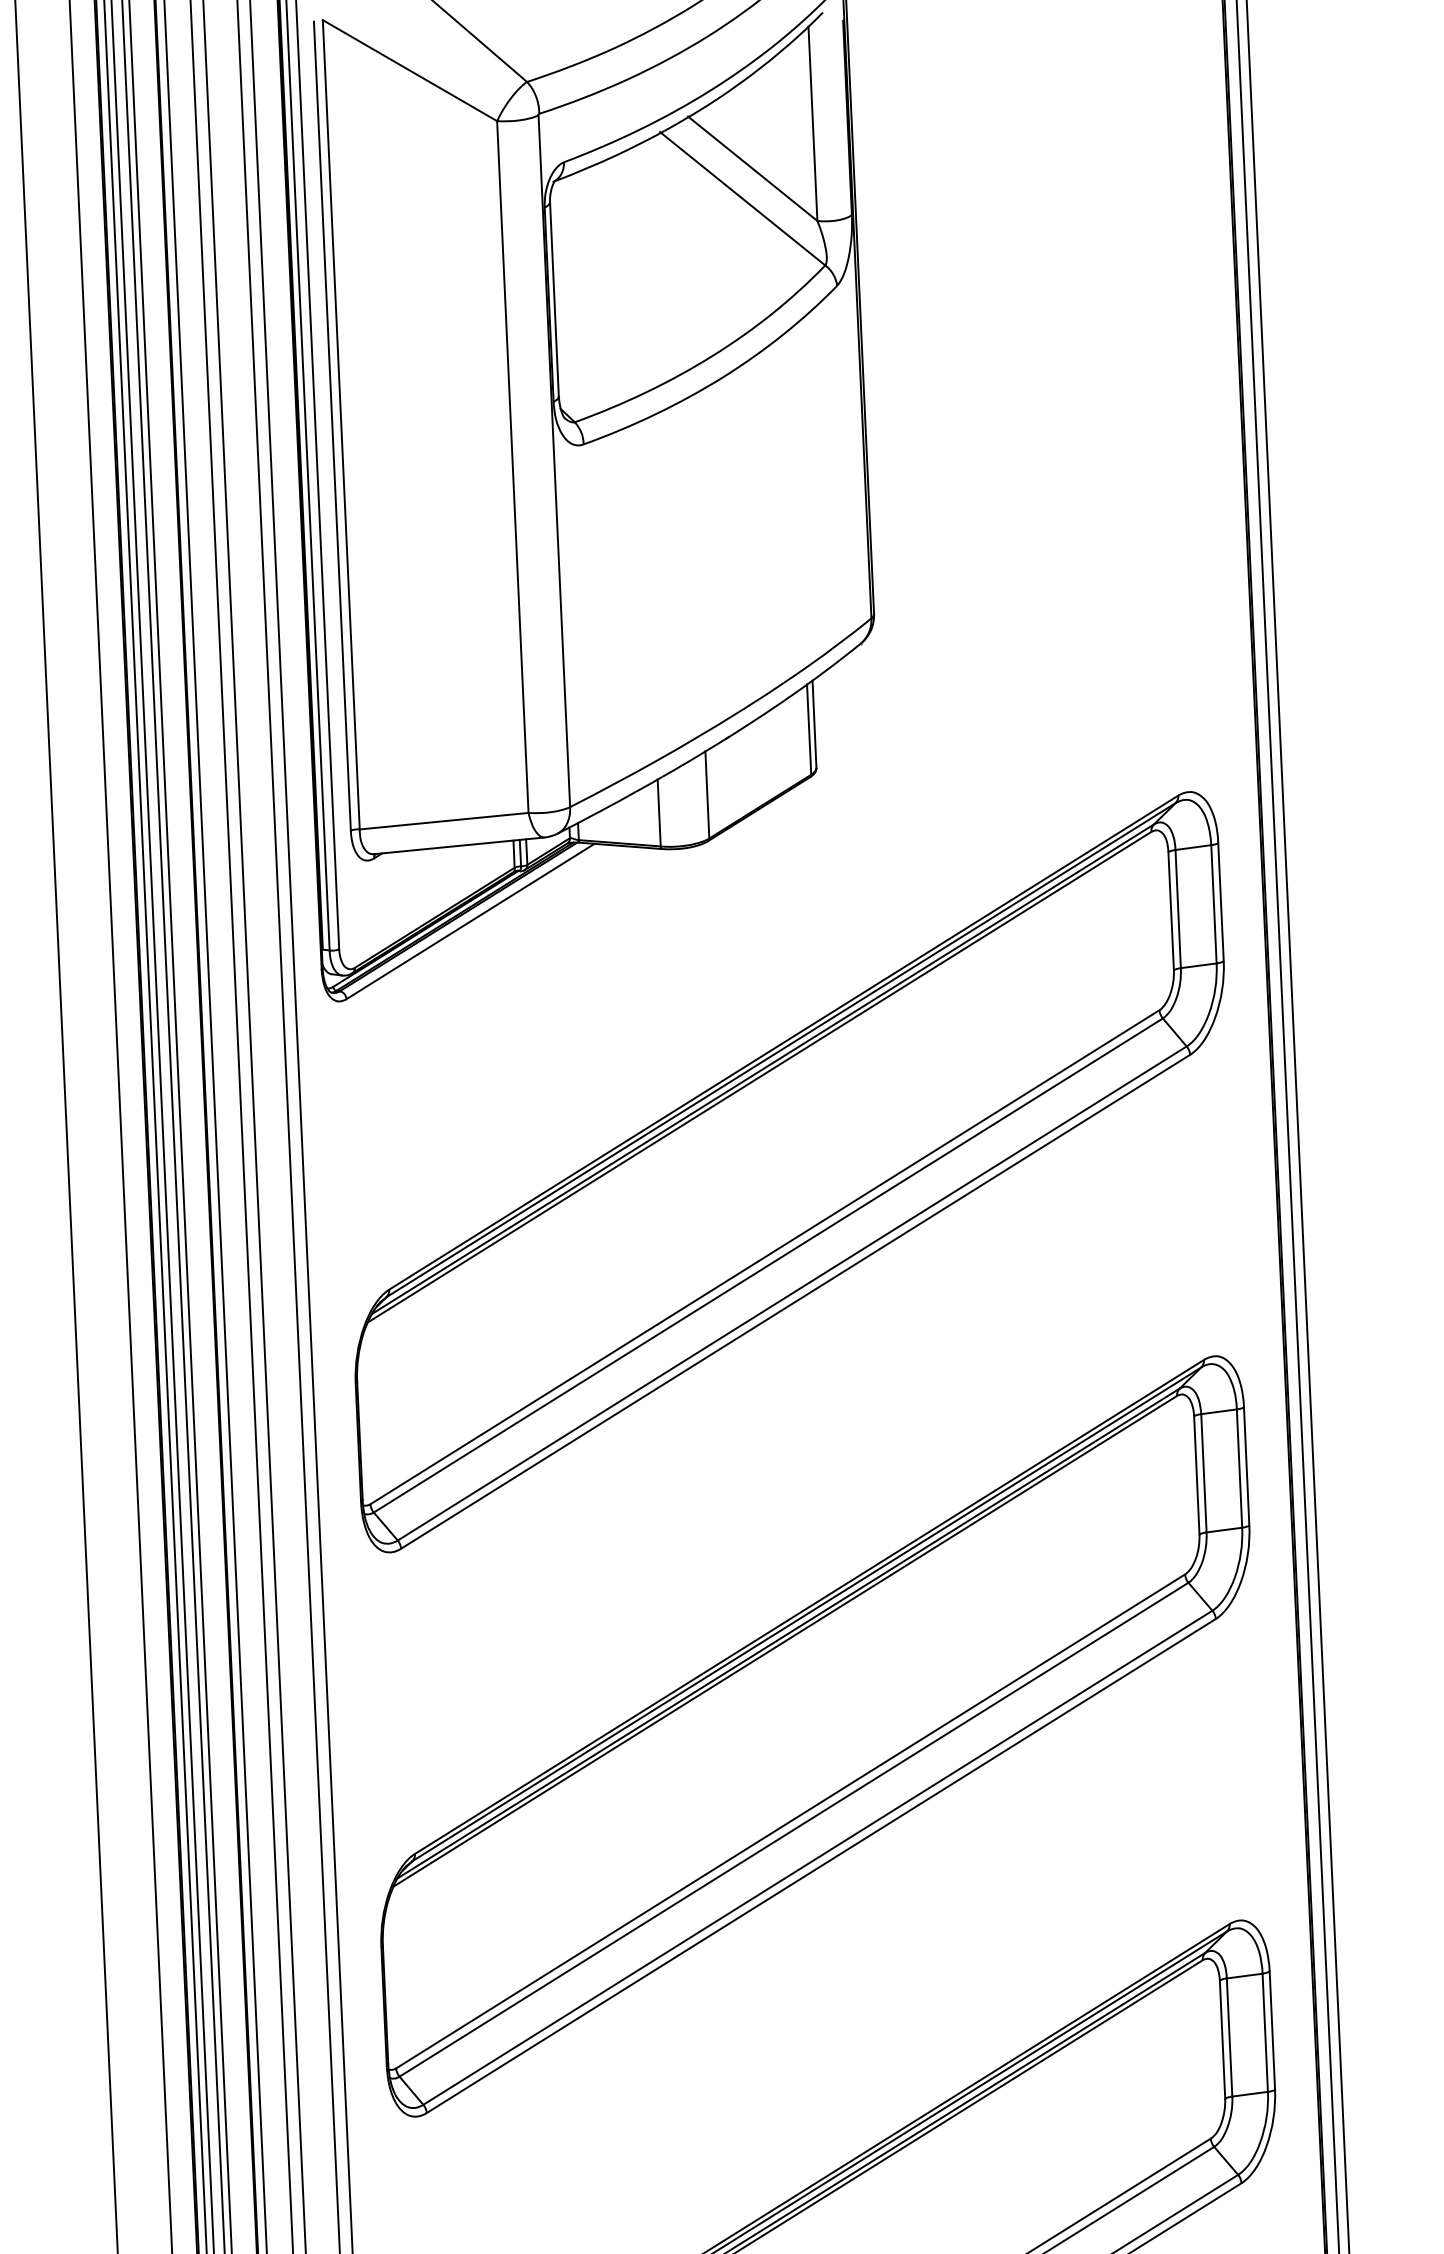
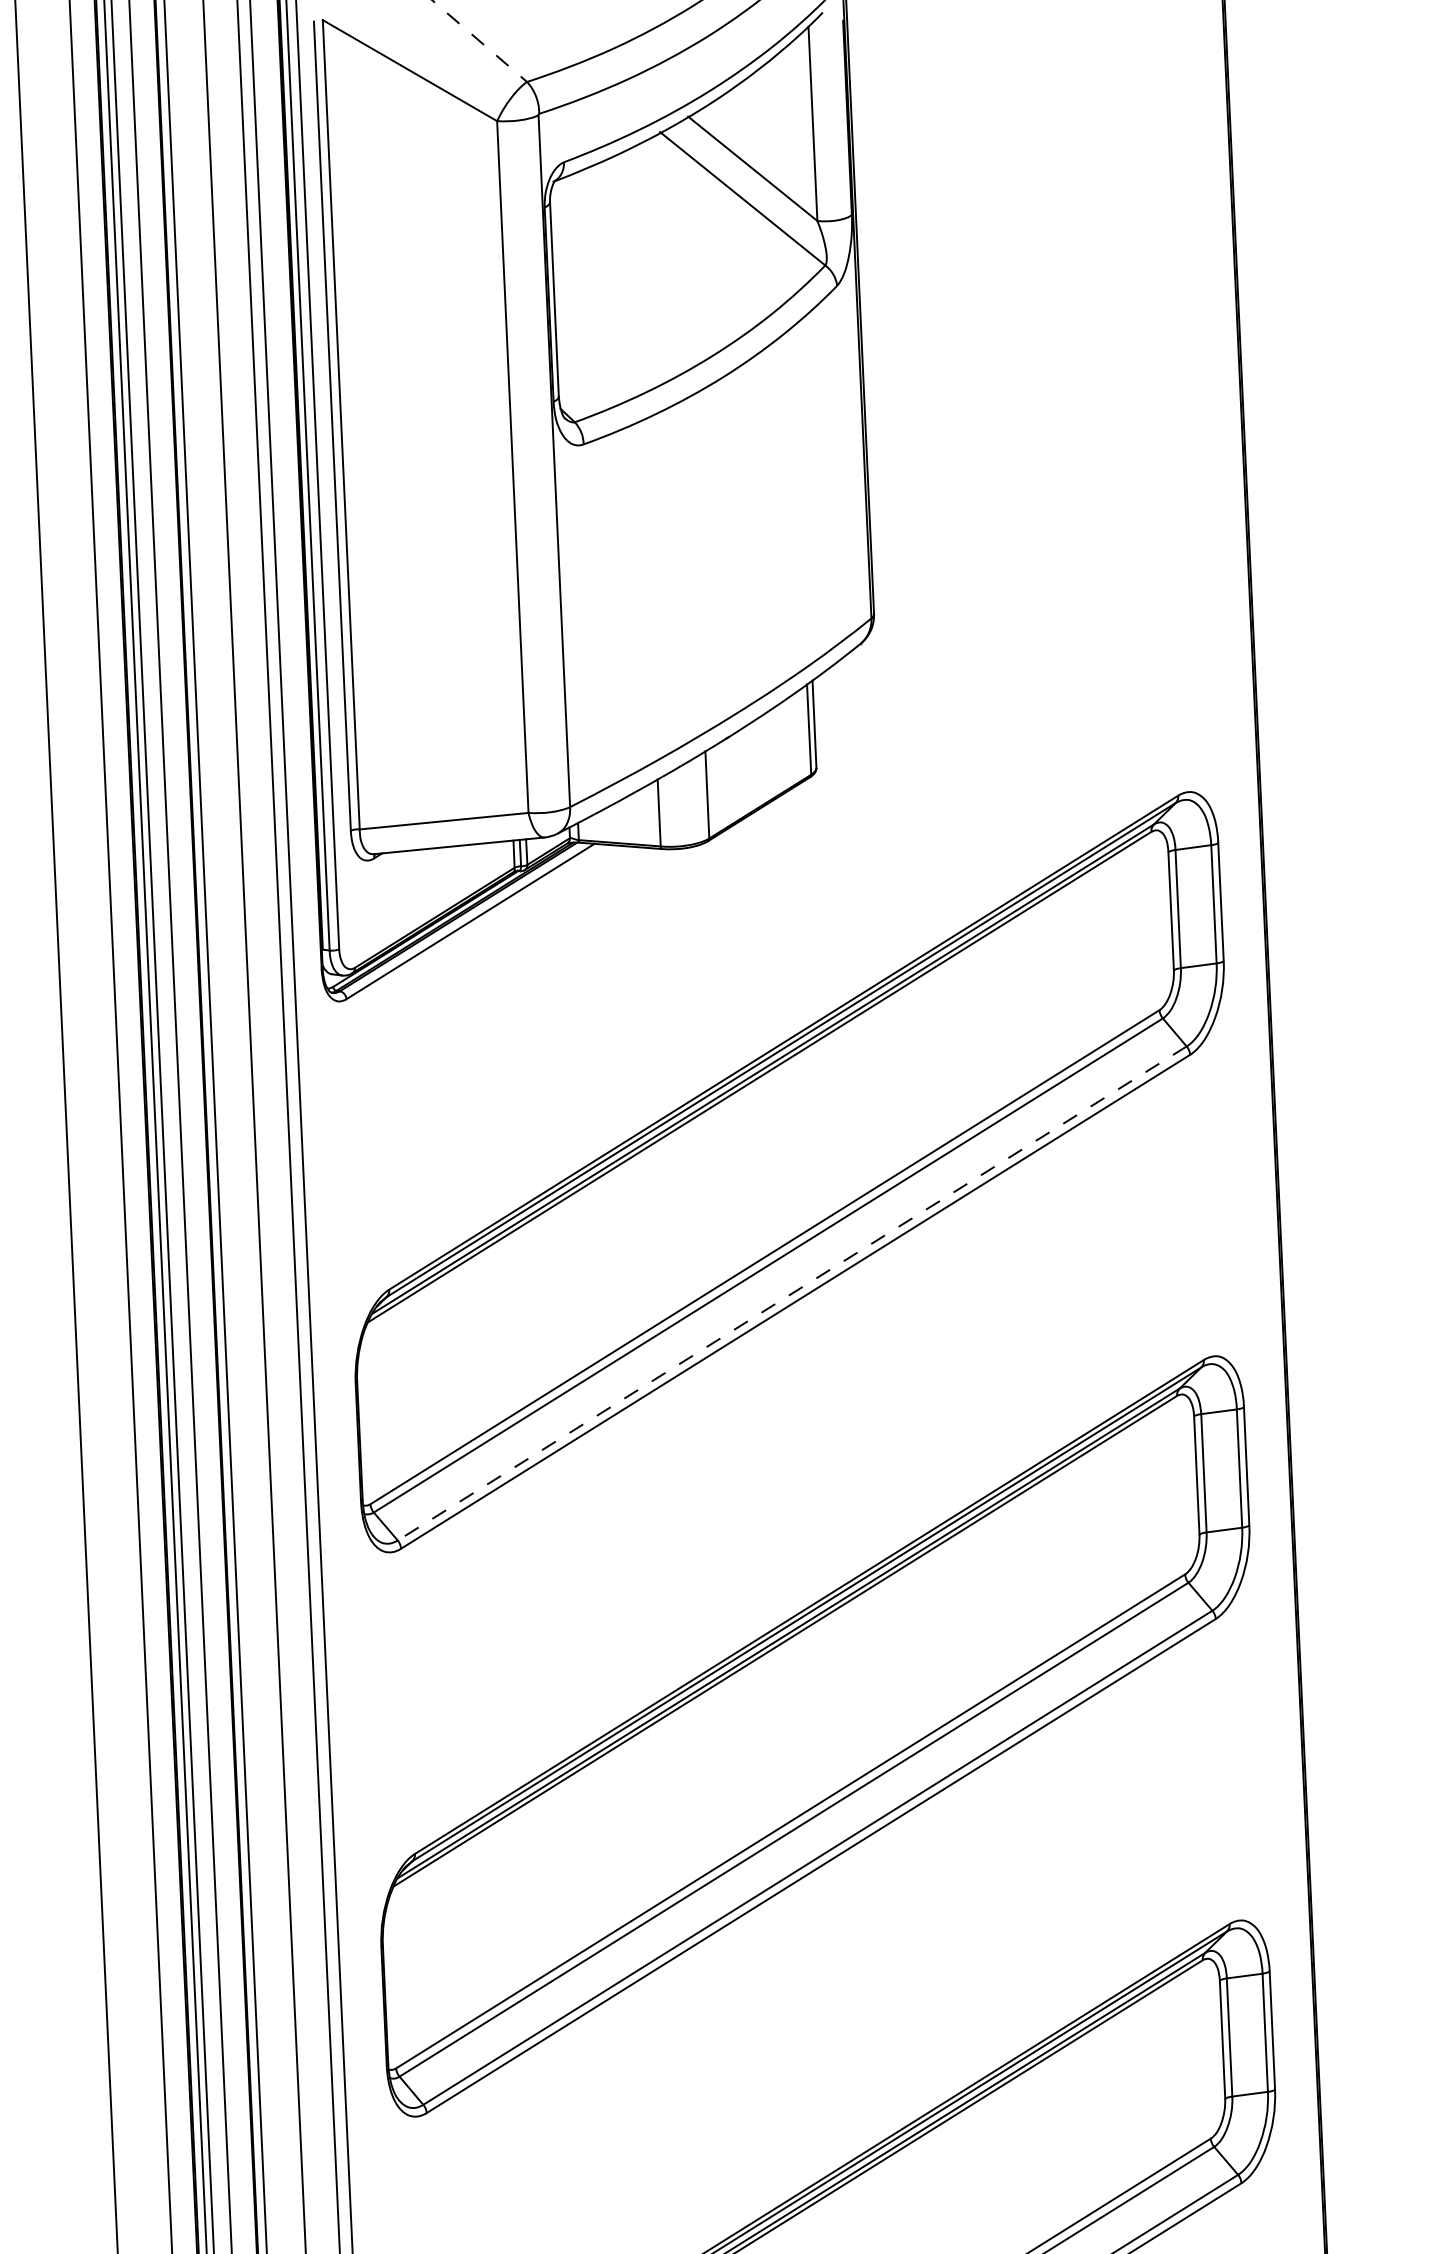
line: solid -> dashed (480, 41)
line: present -> none (173, 1126)
line: present -> none (241, 1126)
line: present -> none (1287, 1126)
line: present -> none (1297, 1126)
line: solid -> dashed (791, 1293)
